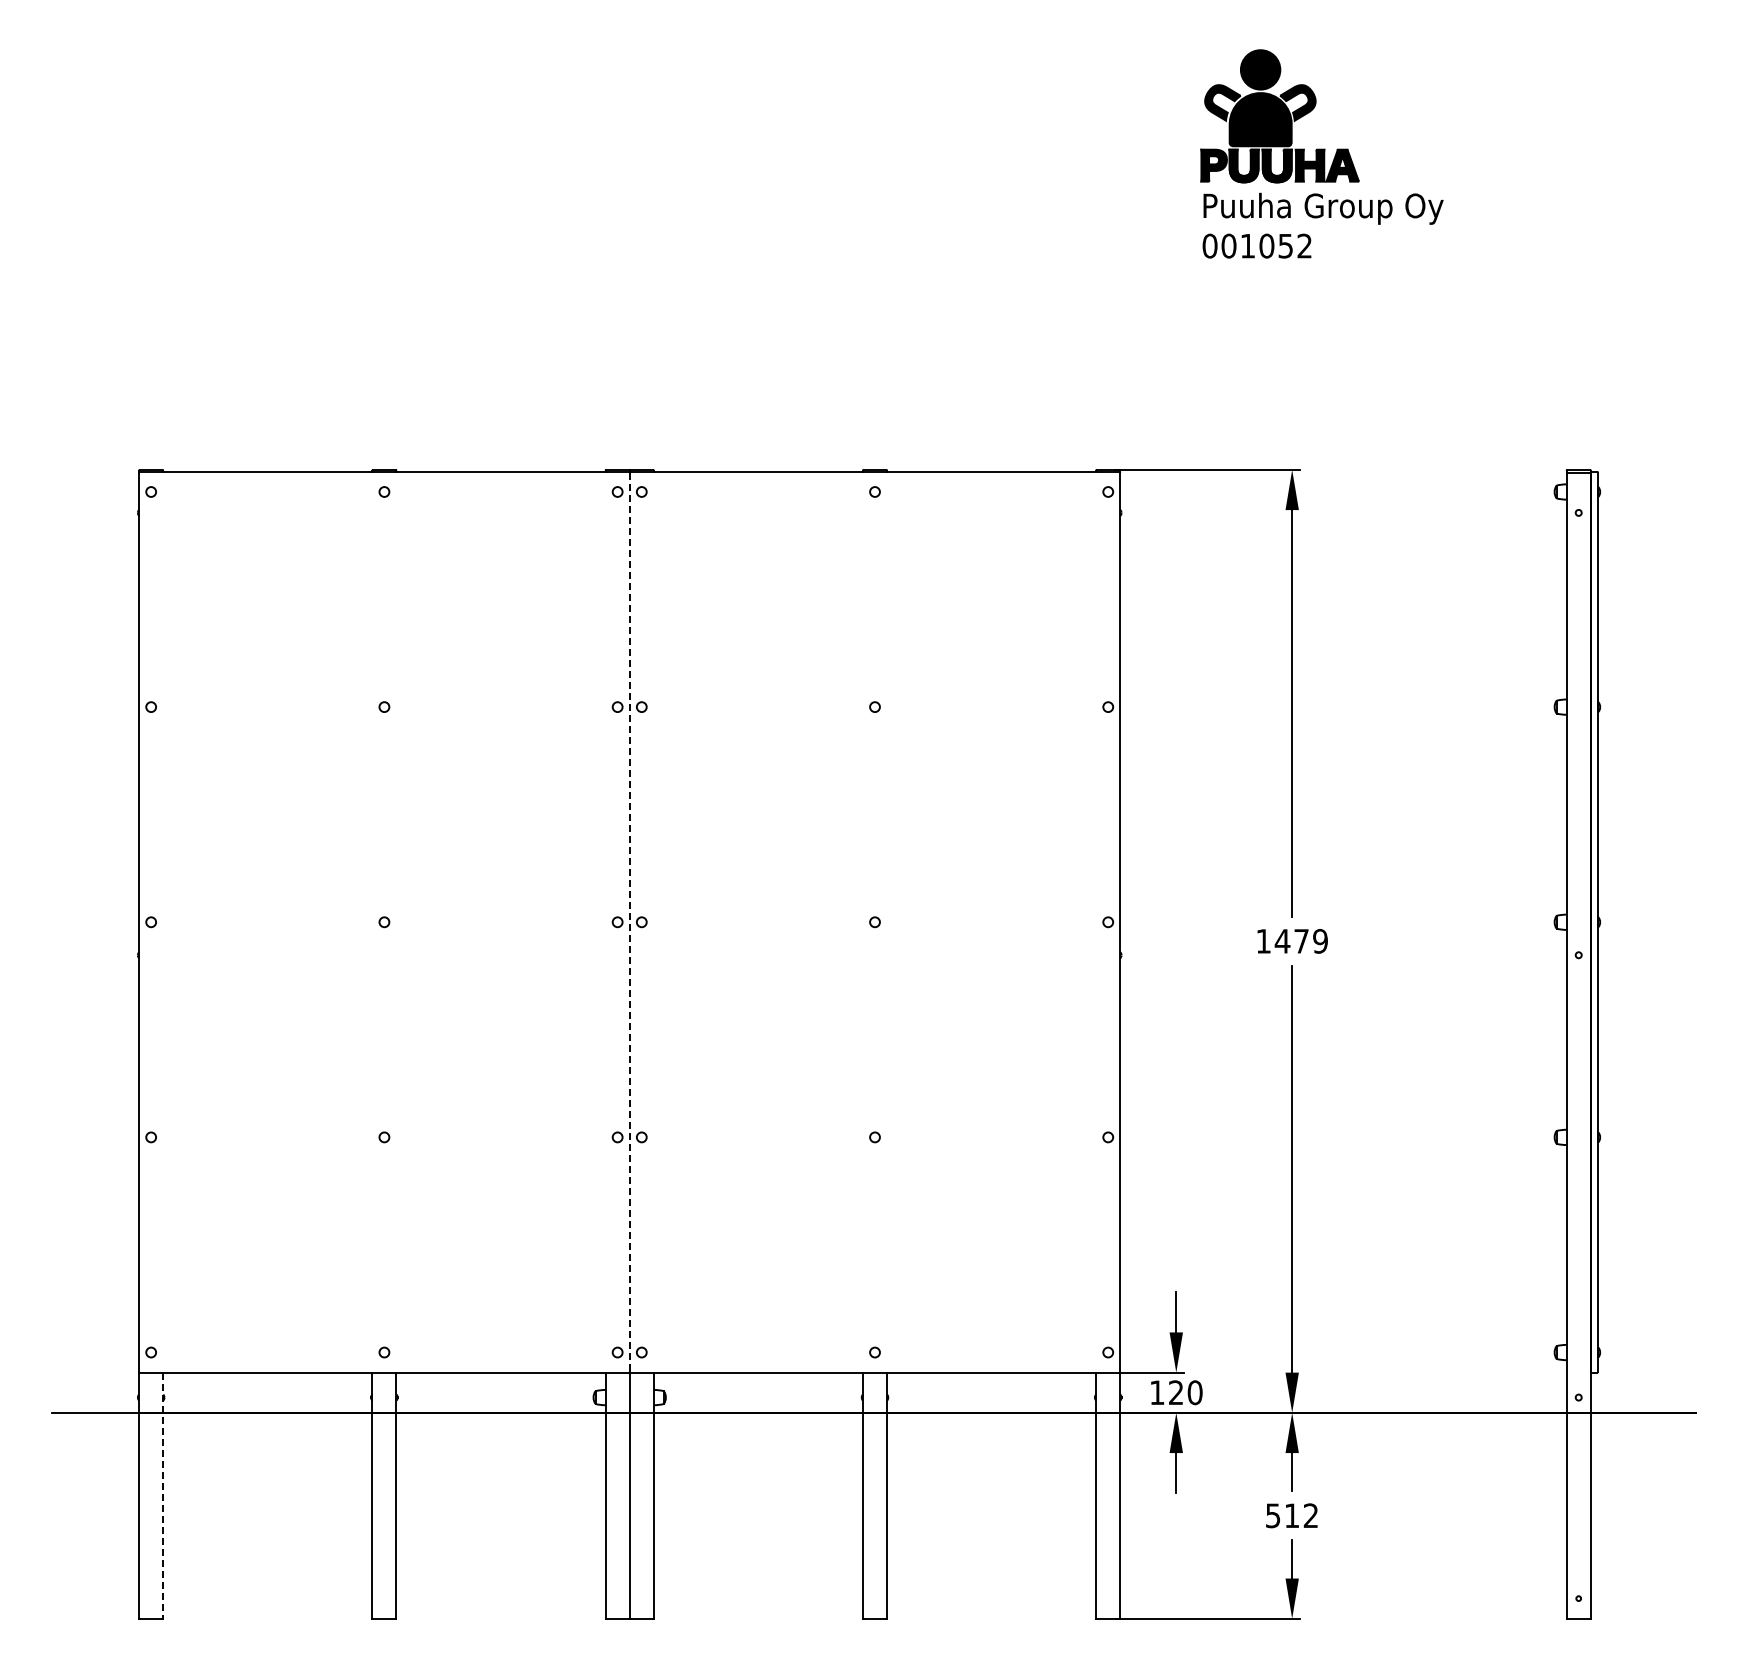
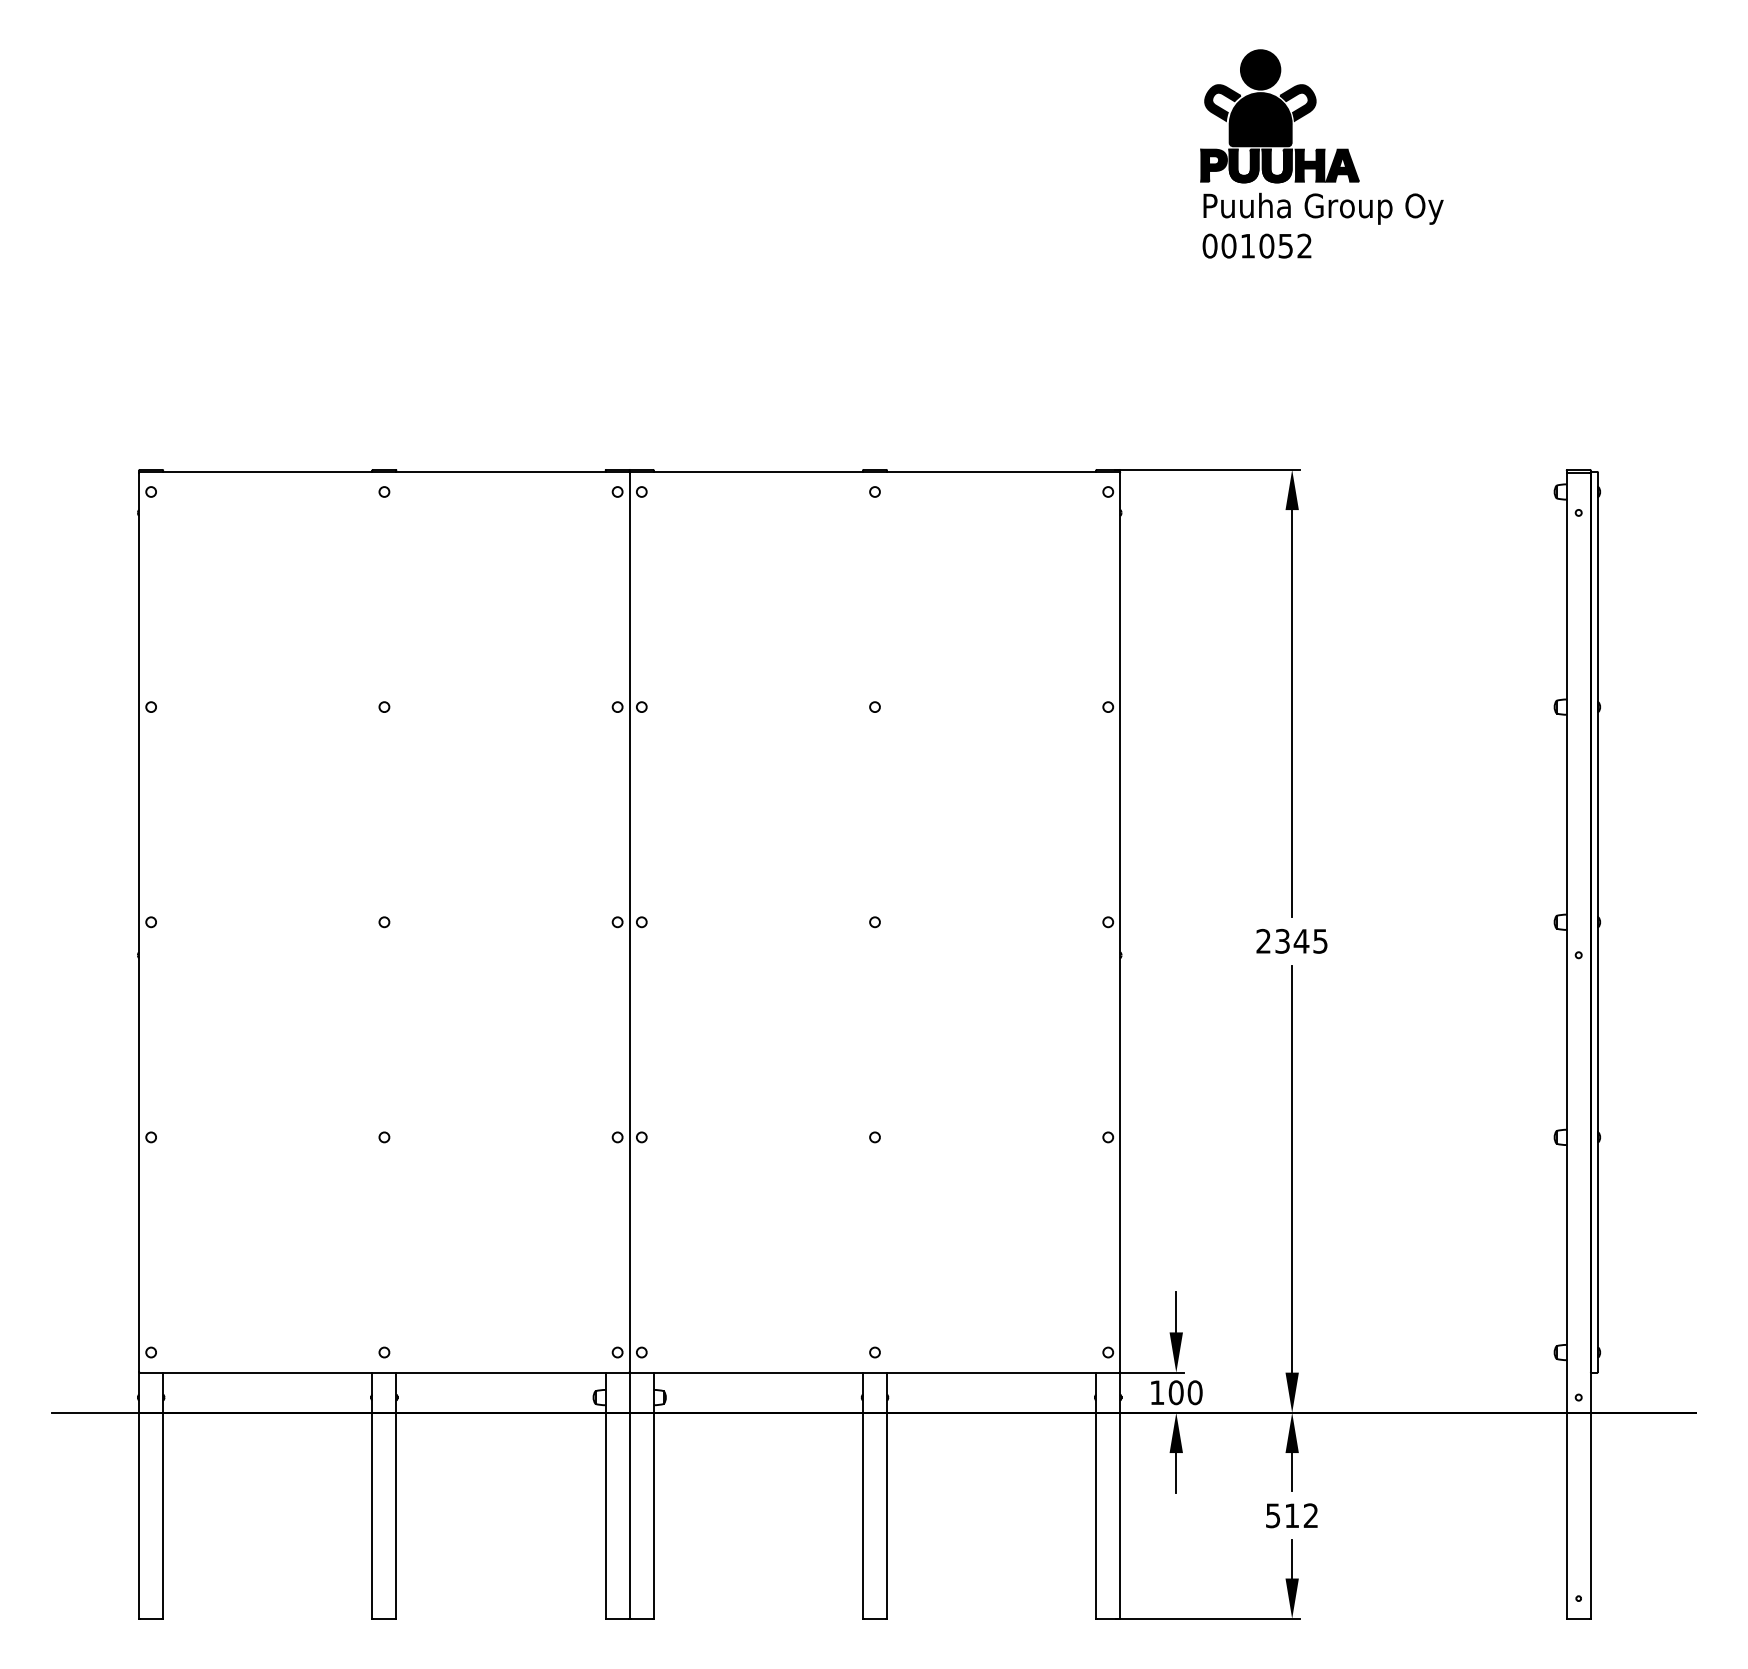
line: dashed -> solid (629, 922)
text: 1479 -> 2345 (1291, 940)
text: 120 -> 100 (1175, 1392)
line: dashed -> solid (163, 1496)
